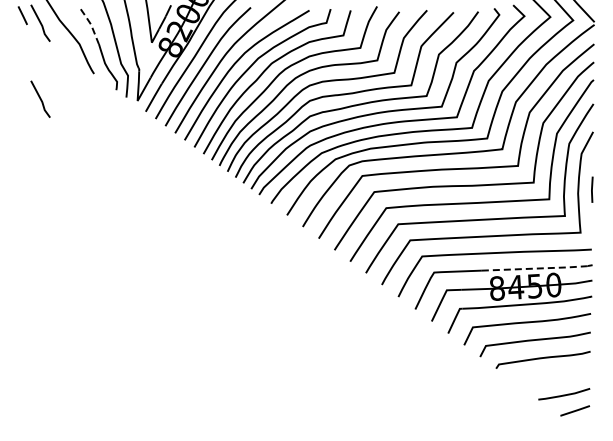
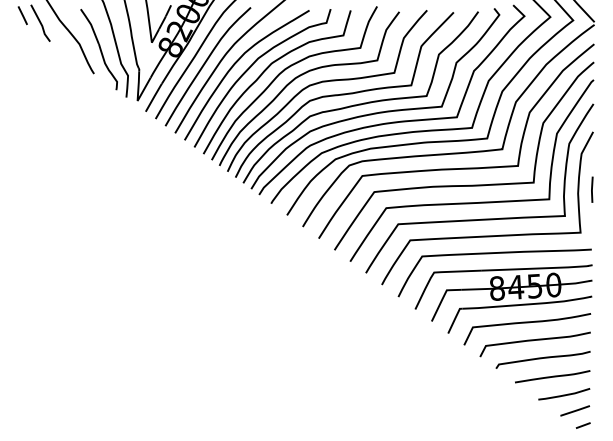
line: dashed -> solid (91, 24)
line: present -> none (40, 98)
line: dashed -> solid (537, 268)
line: none -> present (552, 376)
line: none -> present (582, 425)
